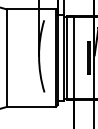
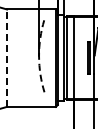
arc: solid -> dashed (39, 56)
line: solid -> dashed (7, 58)
